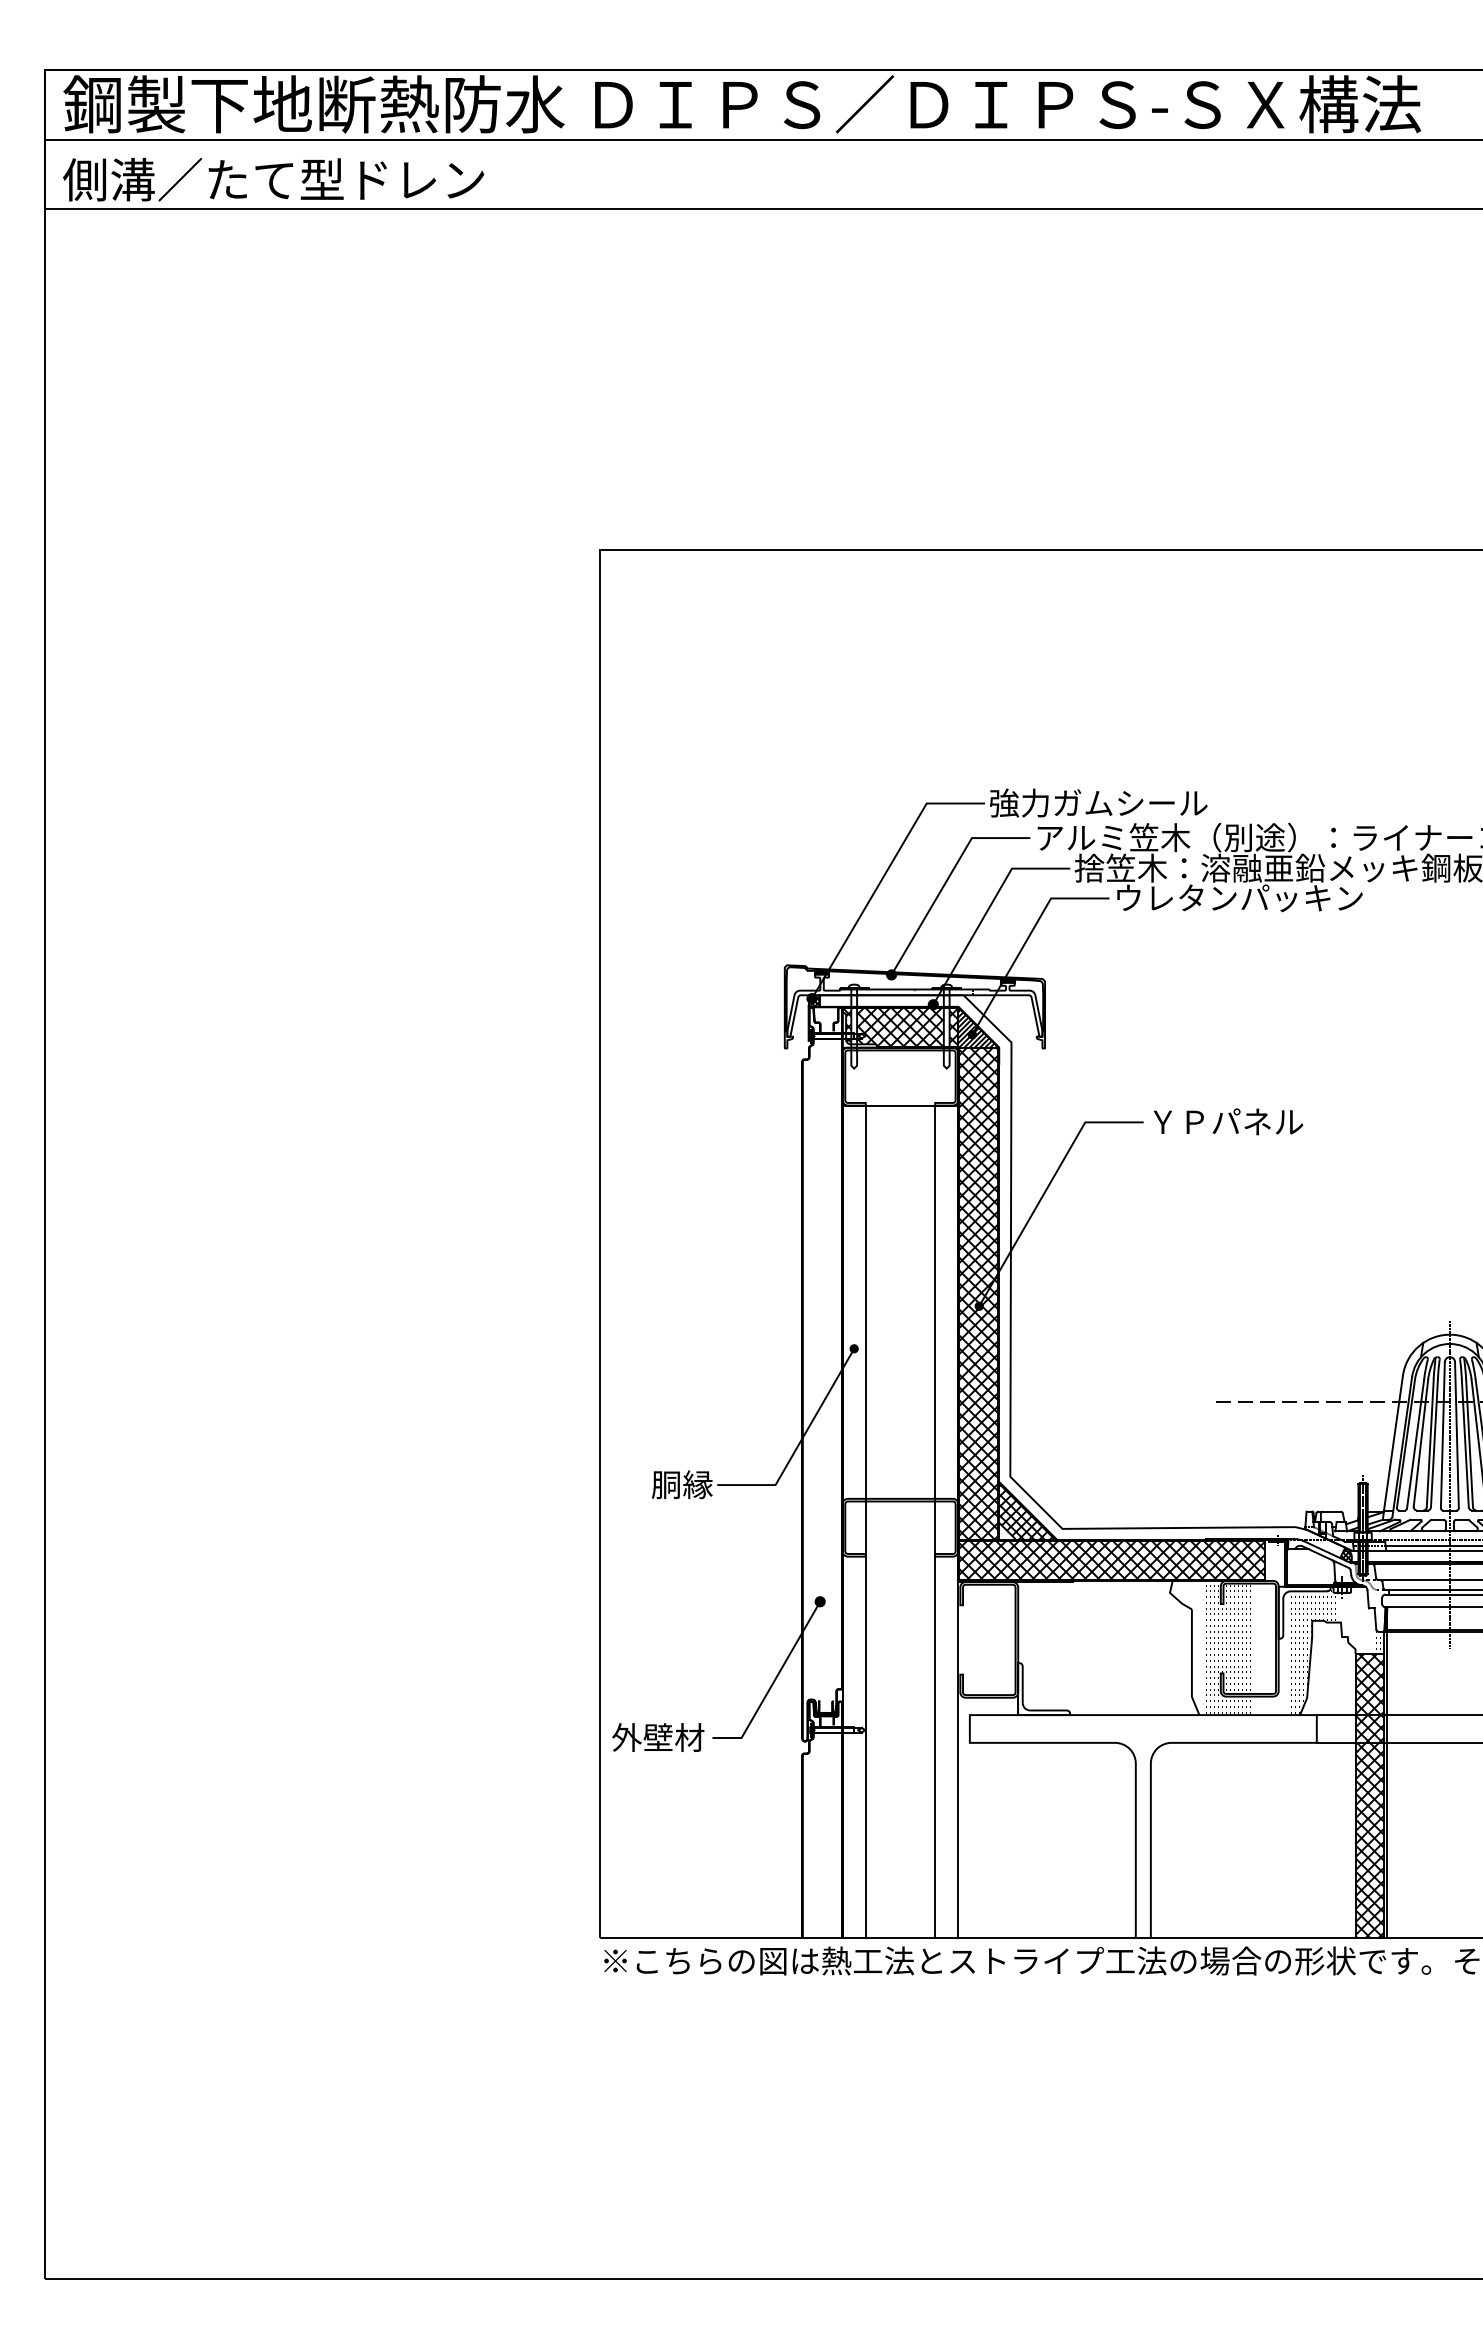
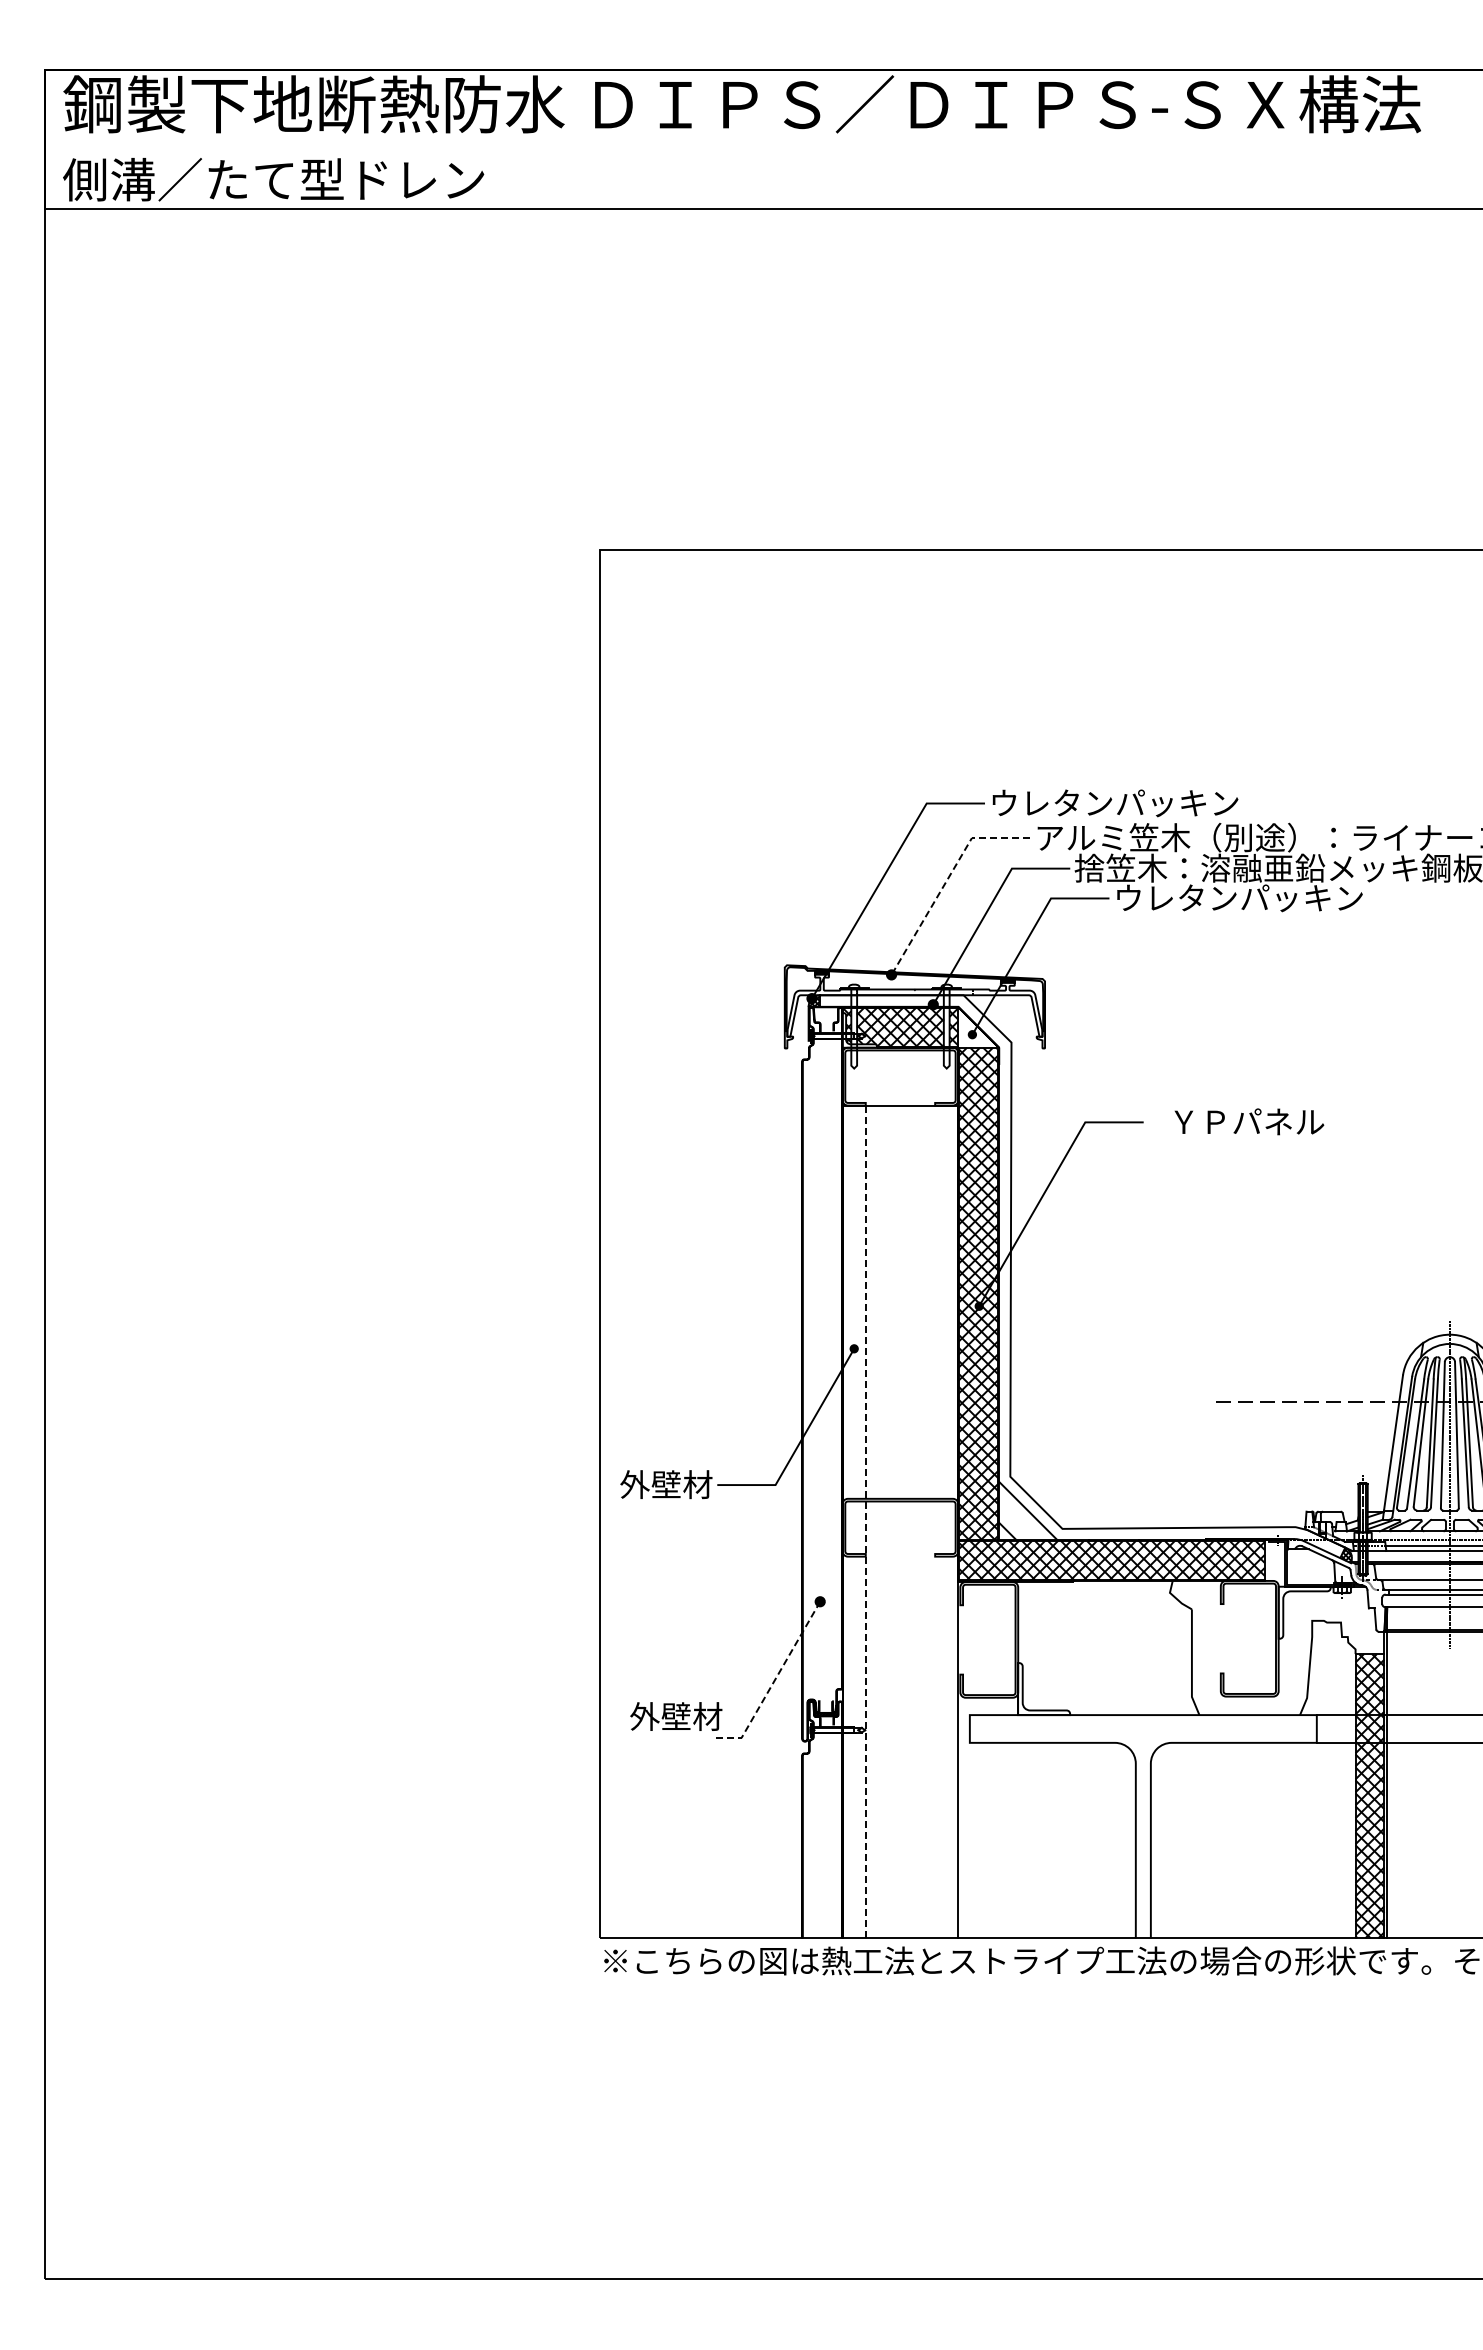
line: present -> none (761, 139)
text: 強力ガムシール -> ウレタンパッキン (1114, 802)
line: solid -> dashed (946, 881)
hatch: present -> none (977, 1028)
text position: (1228, 1121) -> (1249, 1121) (1249, 1121)
text: 胴縁 -> 外壁材 (666, 1484)
hatch: present -> none (1026, 1511)
line: present -> none (935, 1521)
line: solid -> dashed (865, 1522)
hatch: present -> none (1278, 1648)
line: solid -> dashed (772, 1683)
text position: (658, 1737) -> (676, 1716) (676, 1716)
